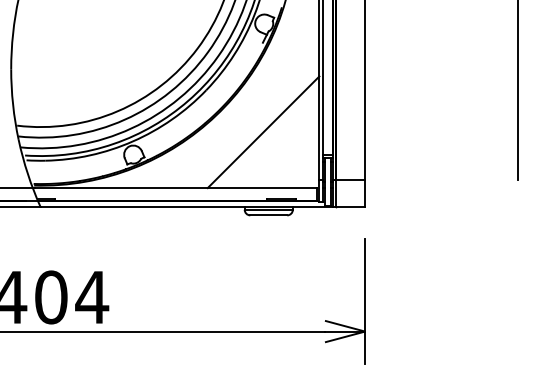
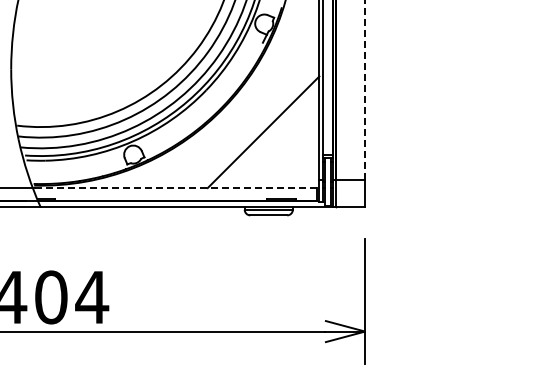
line: solid -> dashed (365, 90)
line: present -> none (517, 91)
line: solid -> dashed (175, 188)
